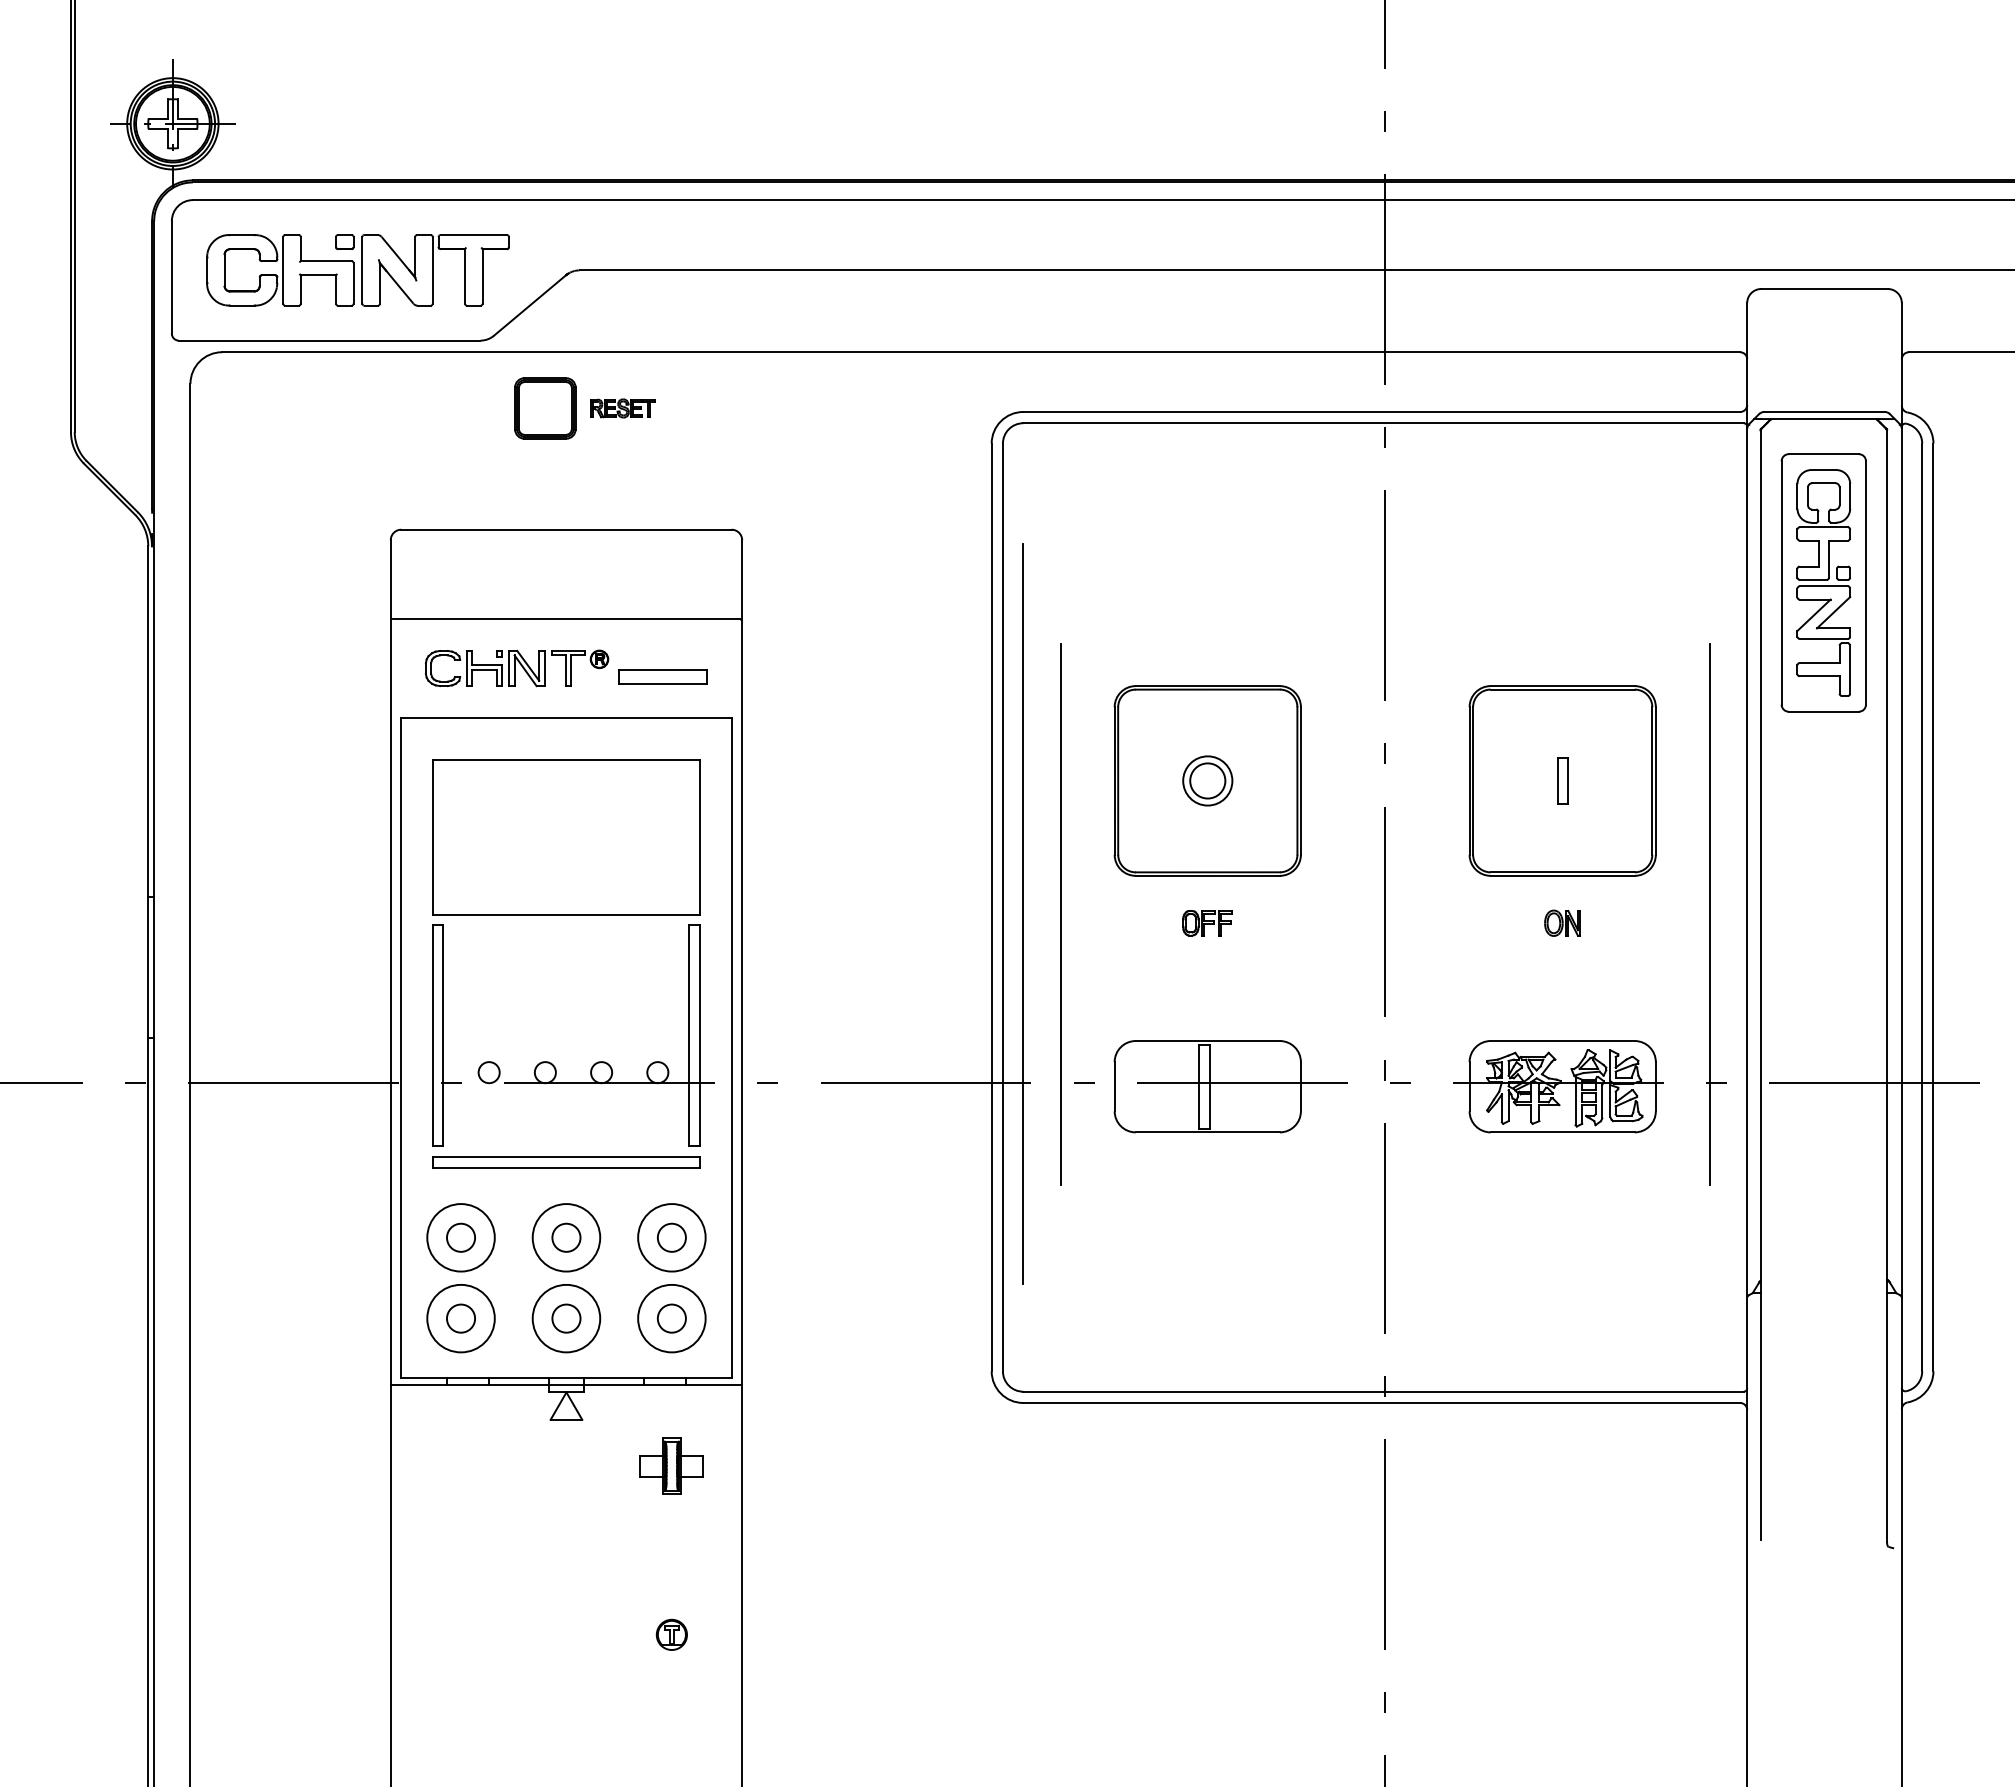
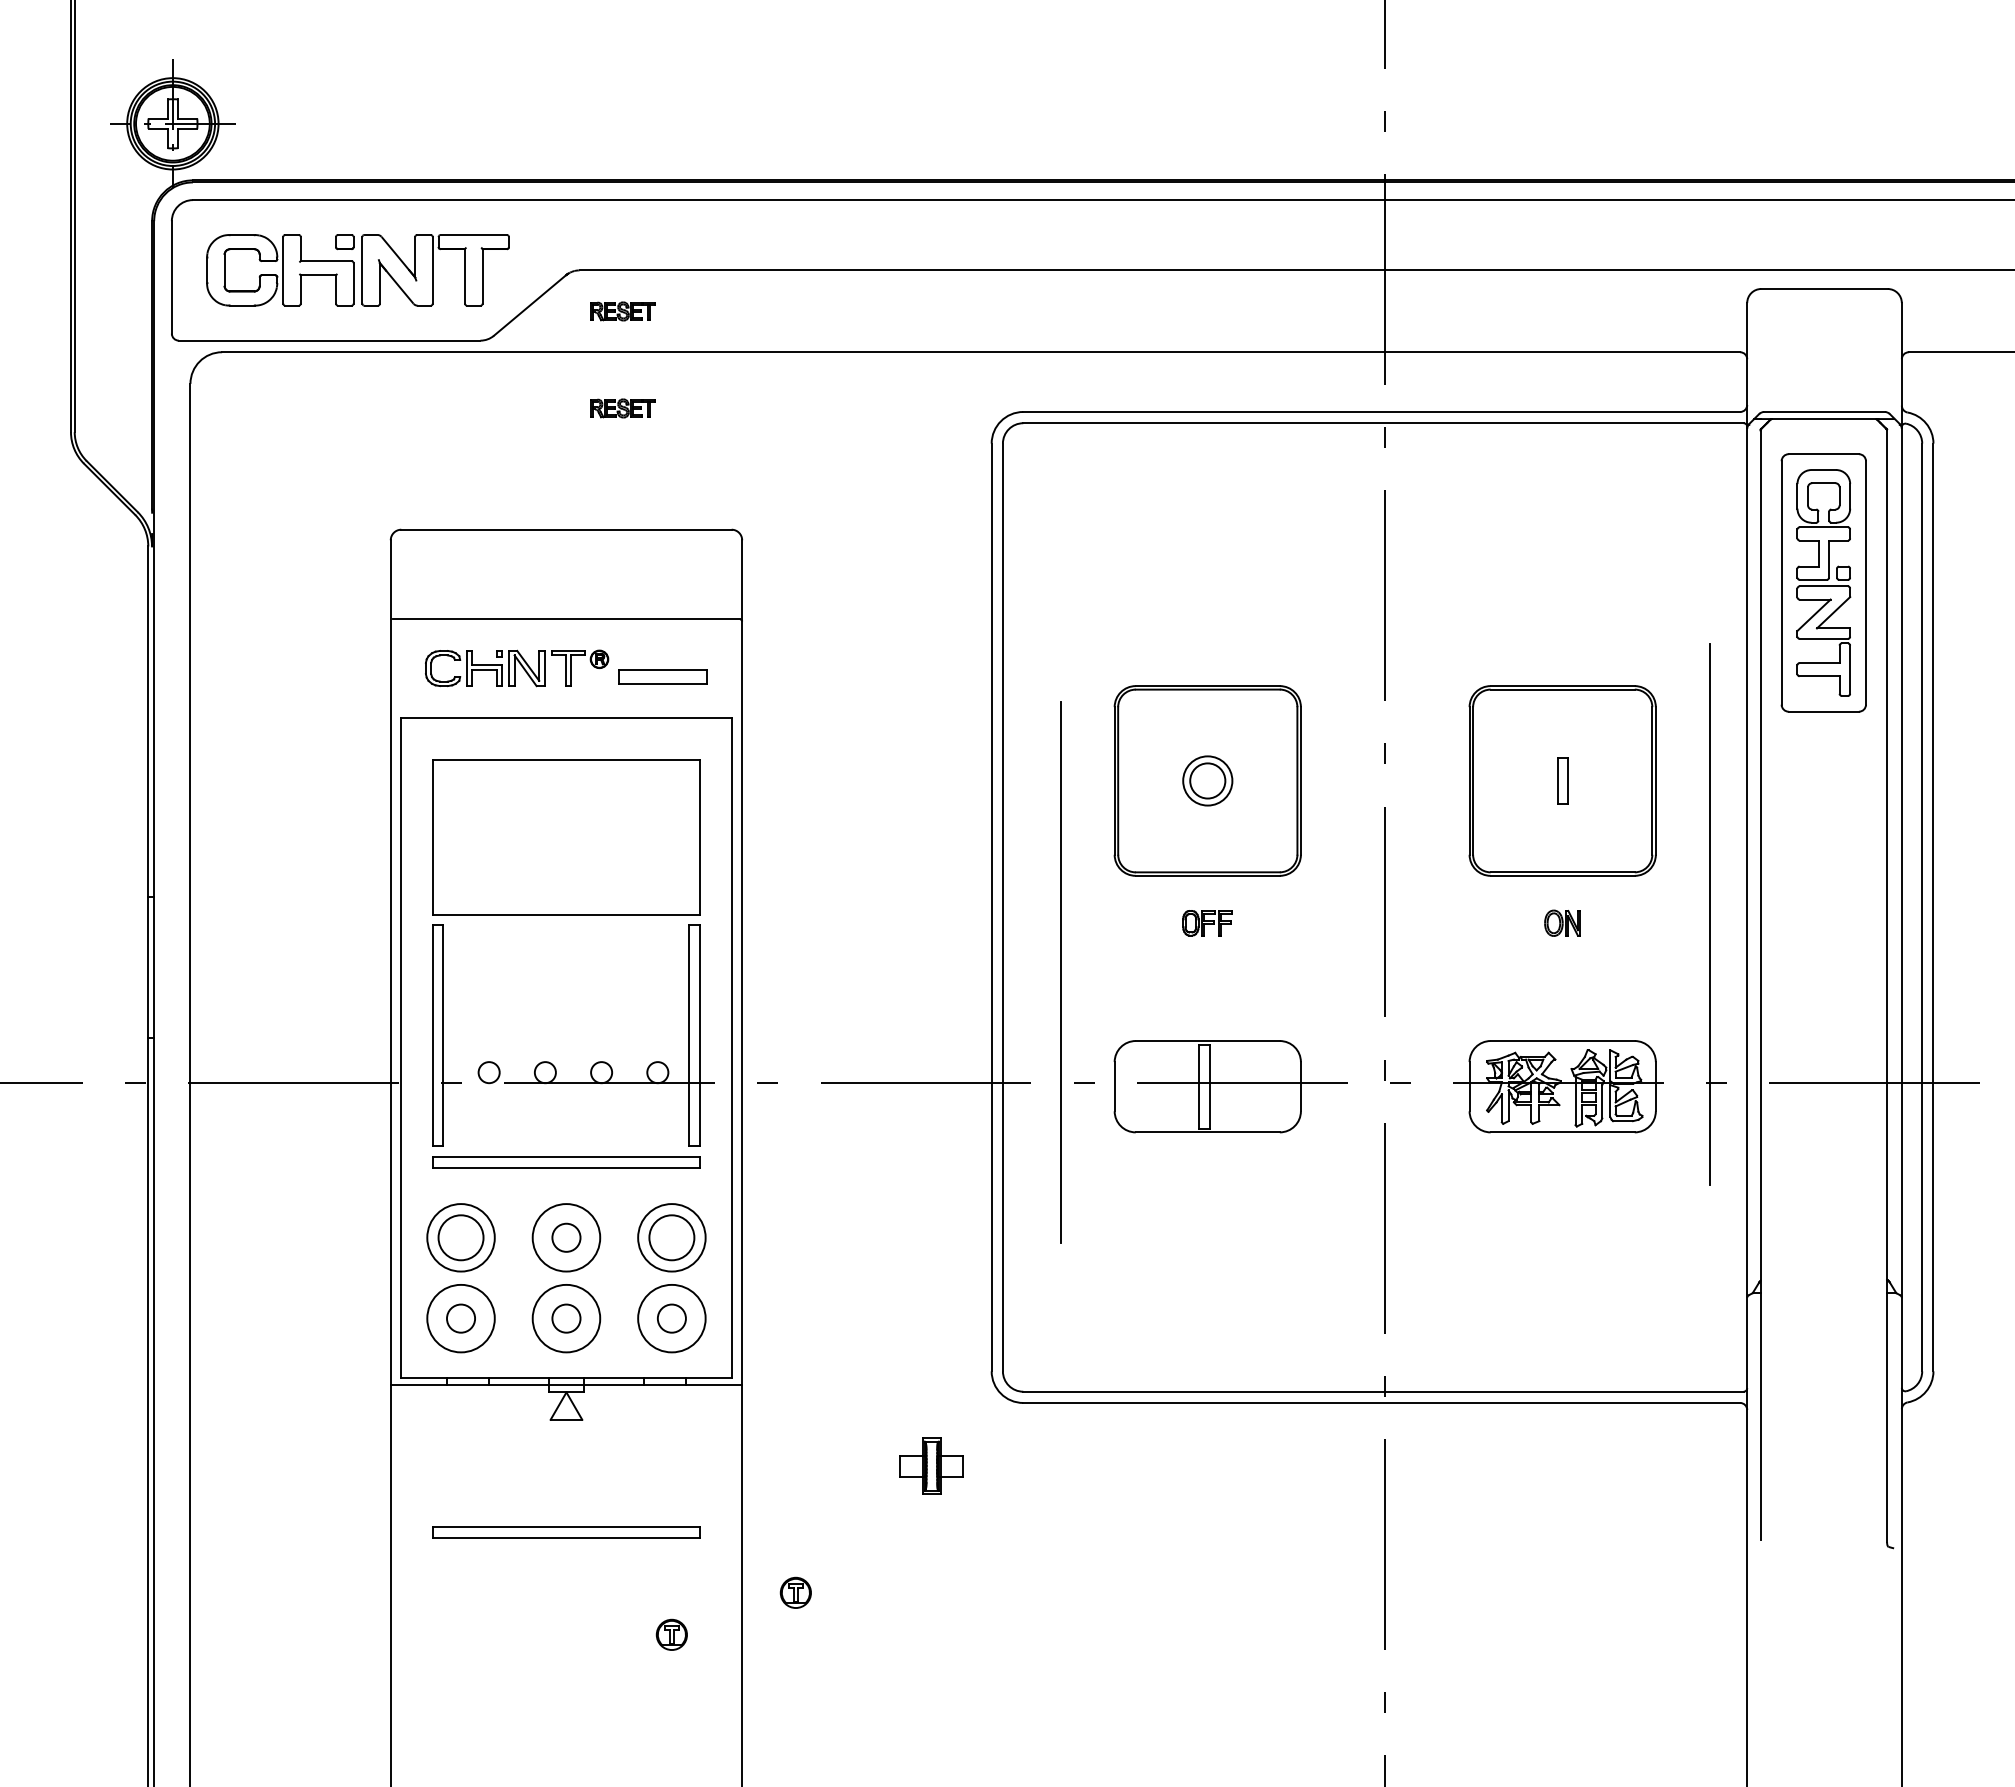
part: none -> present (622, 311)
part: present -> none (545, 408)
line: present -> none (1023, 913)
line position: (1060, 914) -> (1060, 972) (1060, 972)
circle diameter: 28 px -> 45 px (460, 1237)
circle diameter: 28 px -> 45 px (671, 1237)
part position: (671, 1465) -> (931, 1465) (931, 1465)
part: none -> present (566, 1532)
part: none -> present (795, 1592)
